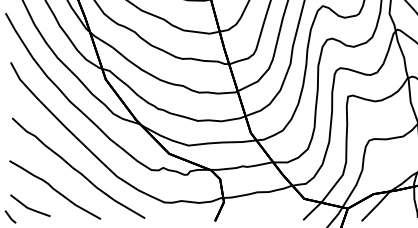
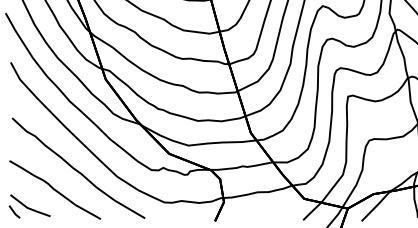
line position: (10, 216) -> (14, 211) (14, 211)
